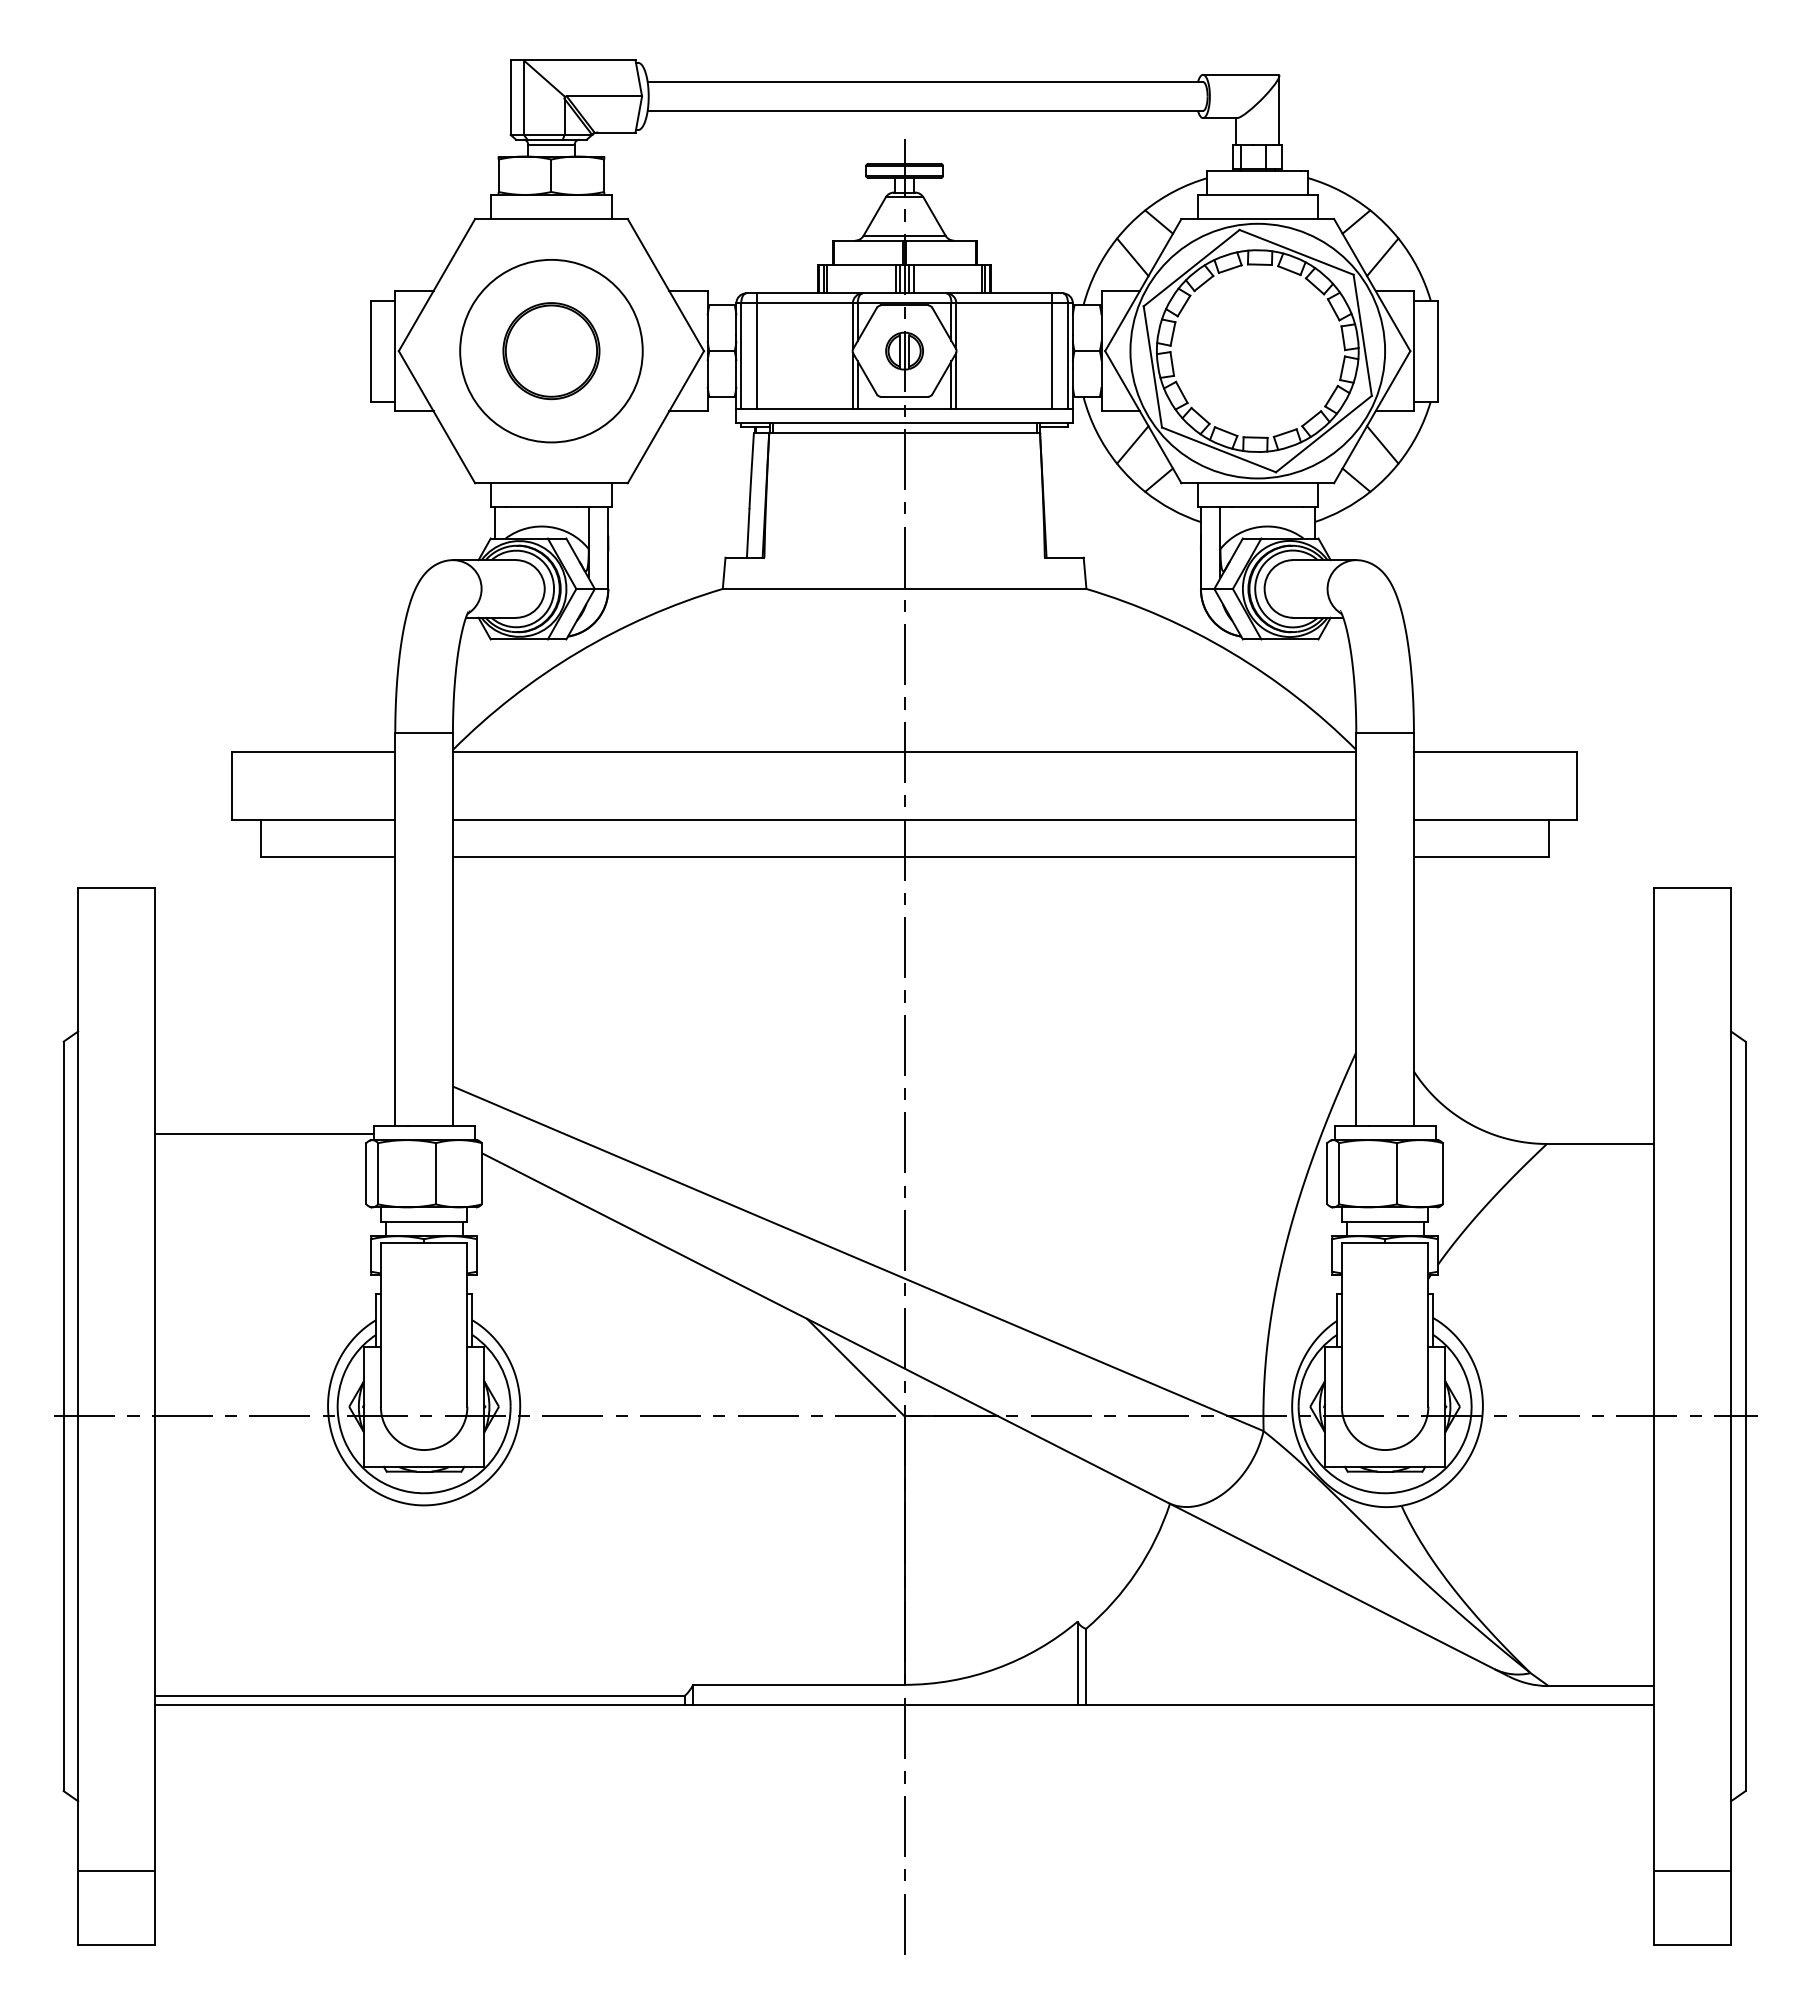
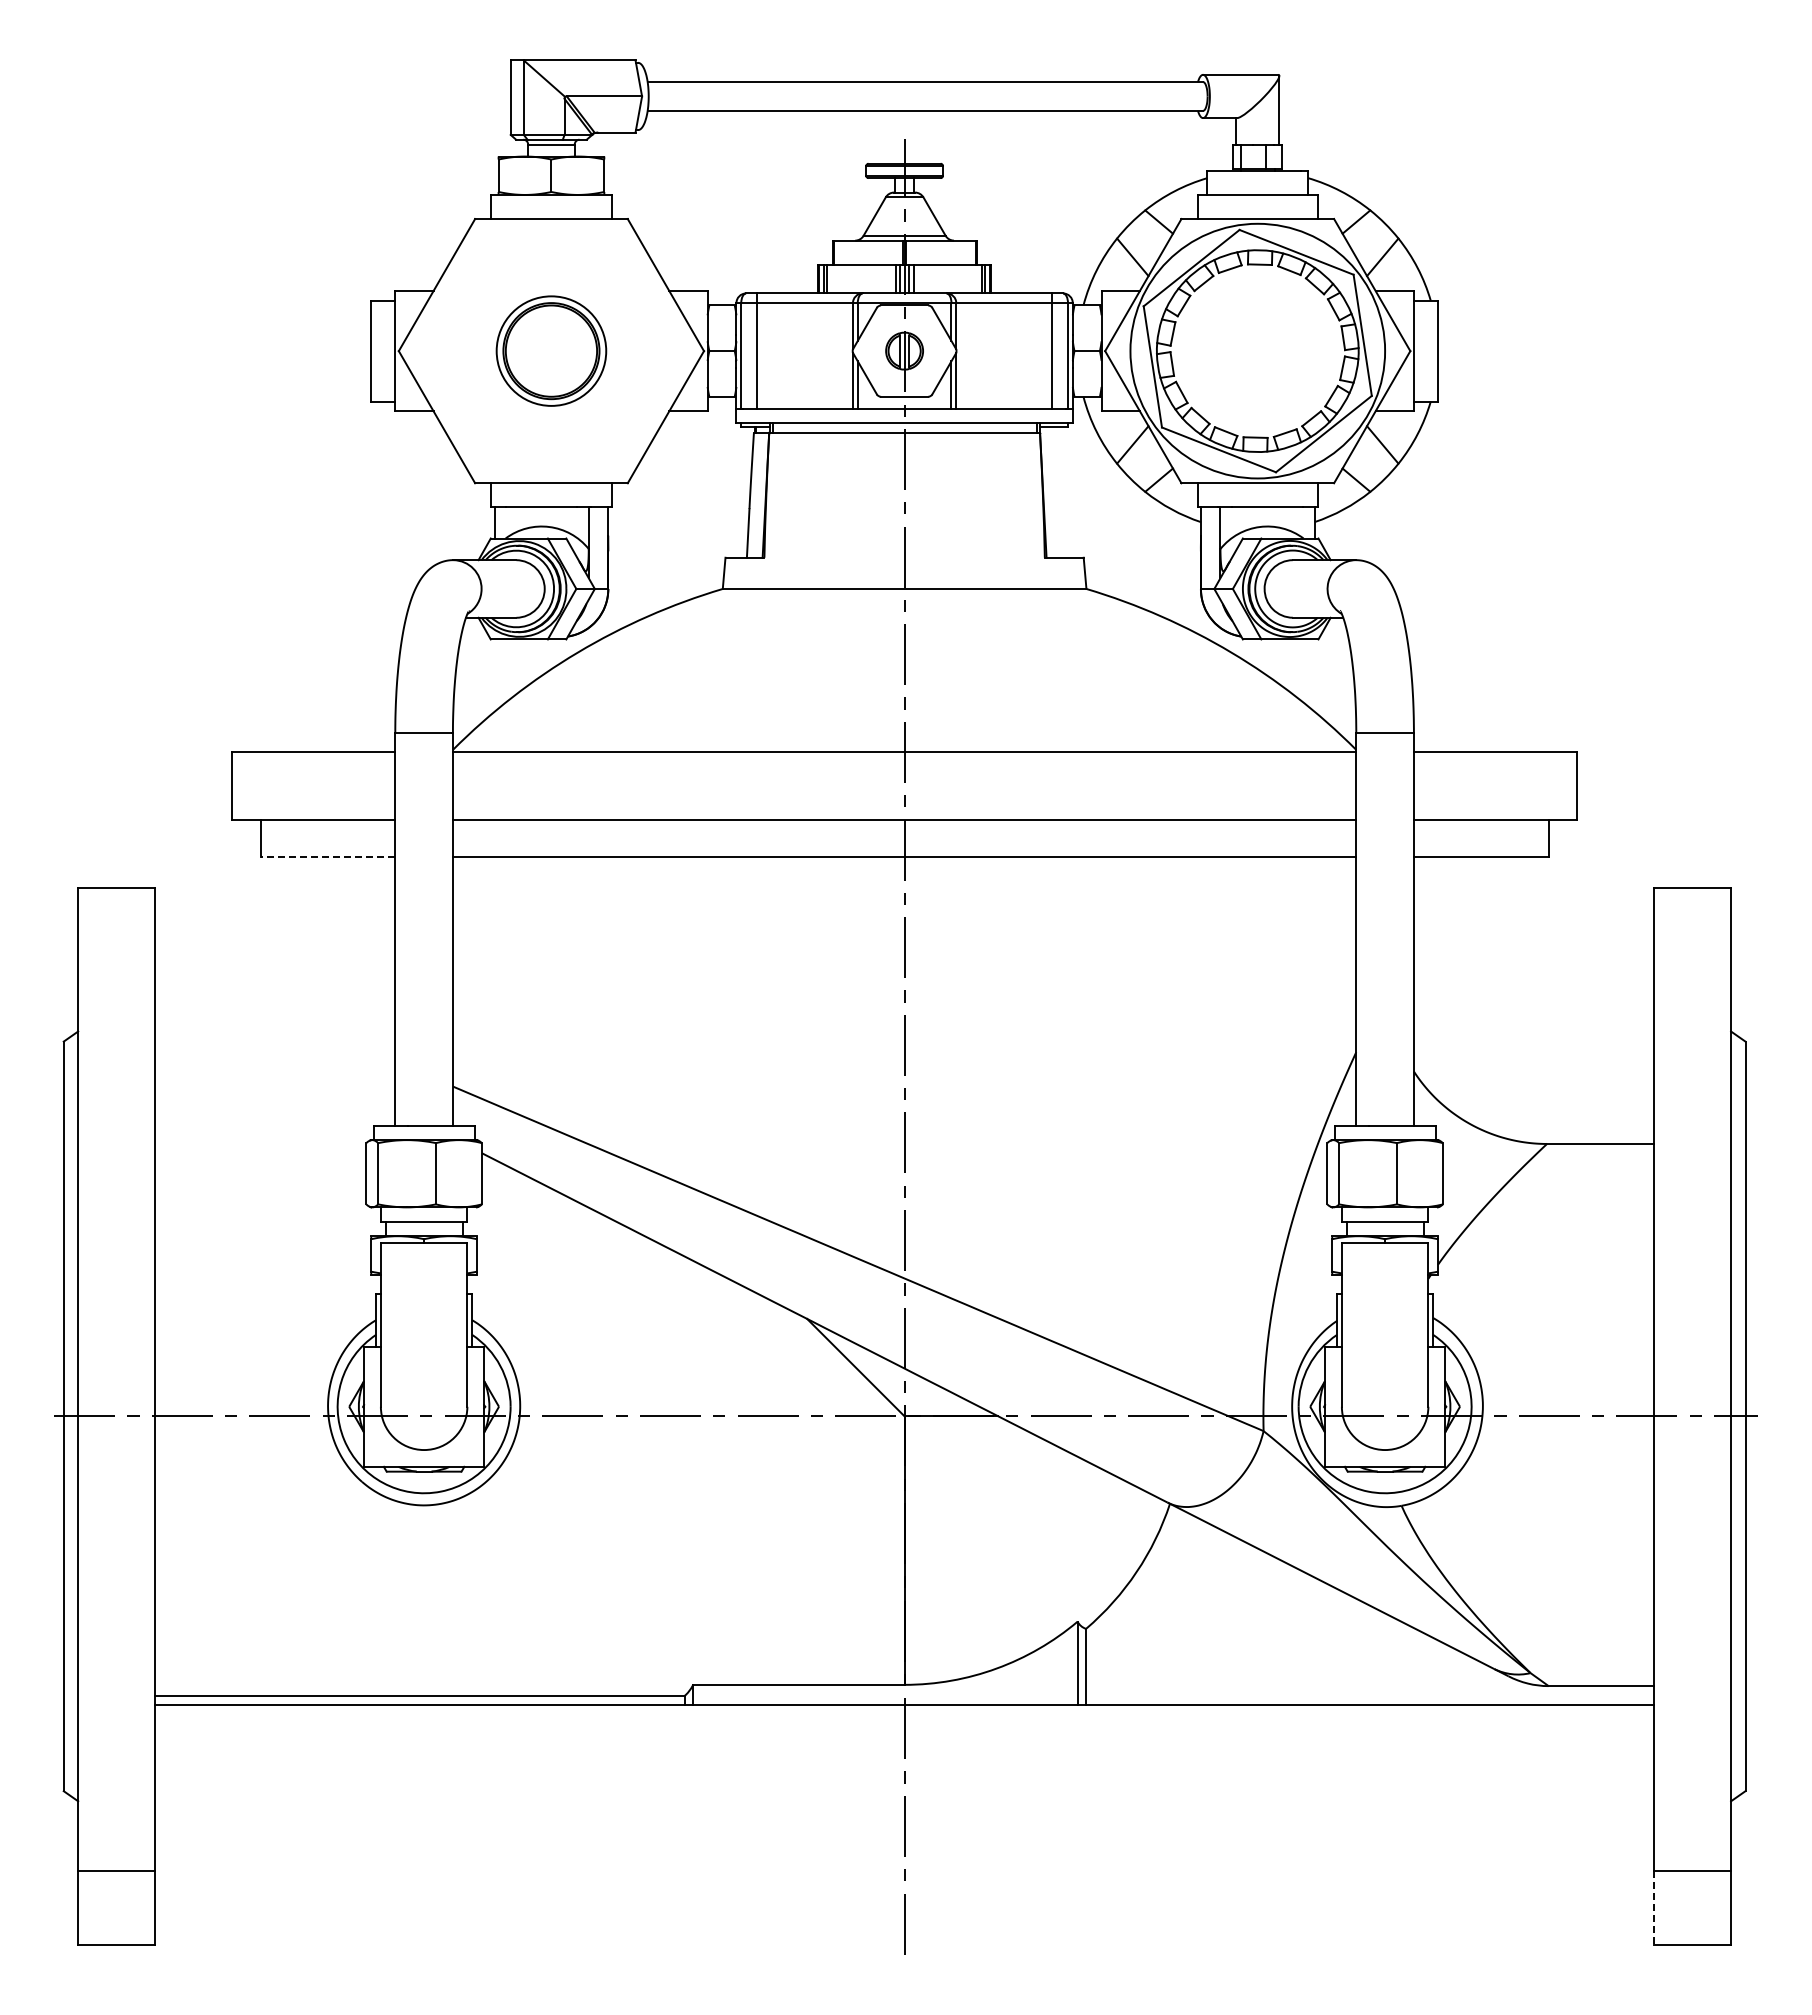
circle diameter: 183 px -> 110 px (551, 350)
line: solid -> dashed (327, 856)
line: present -> none (264, 1134)
line: solid -> dashed (1654, 1907)
